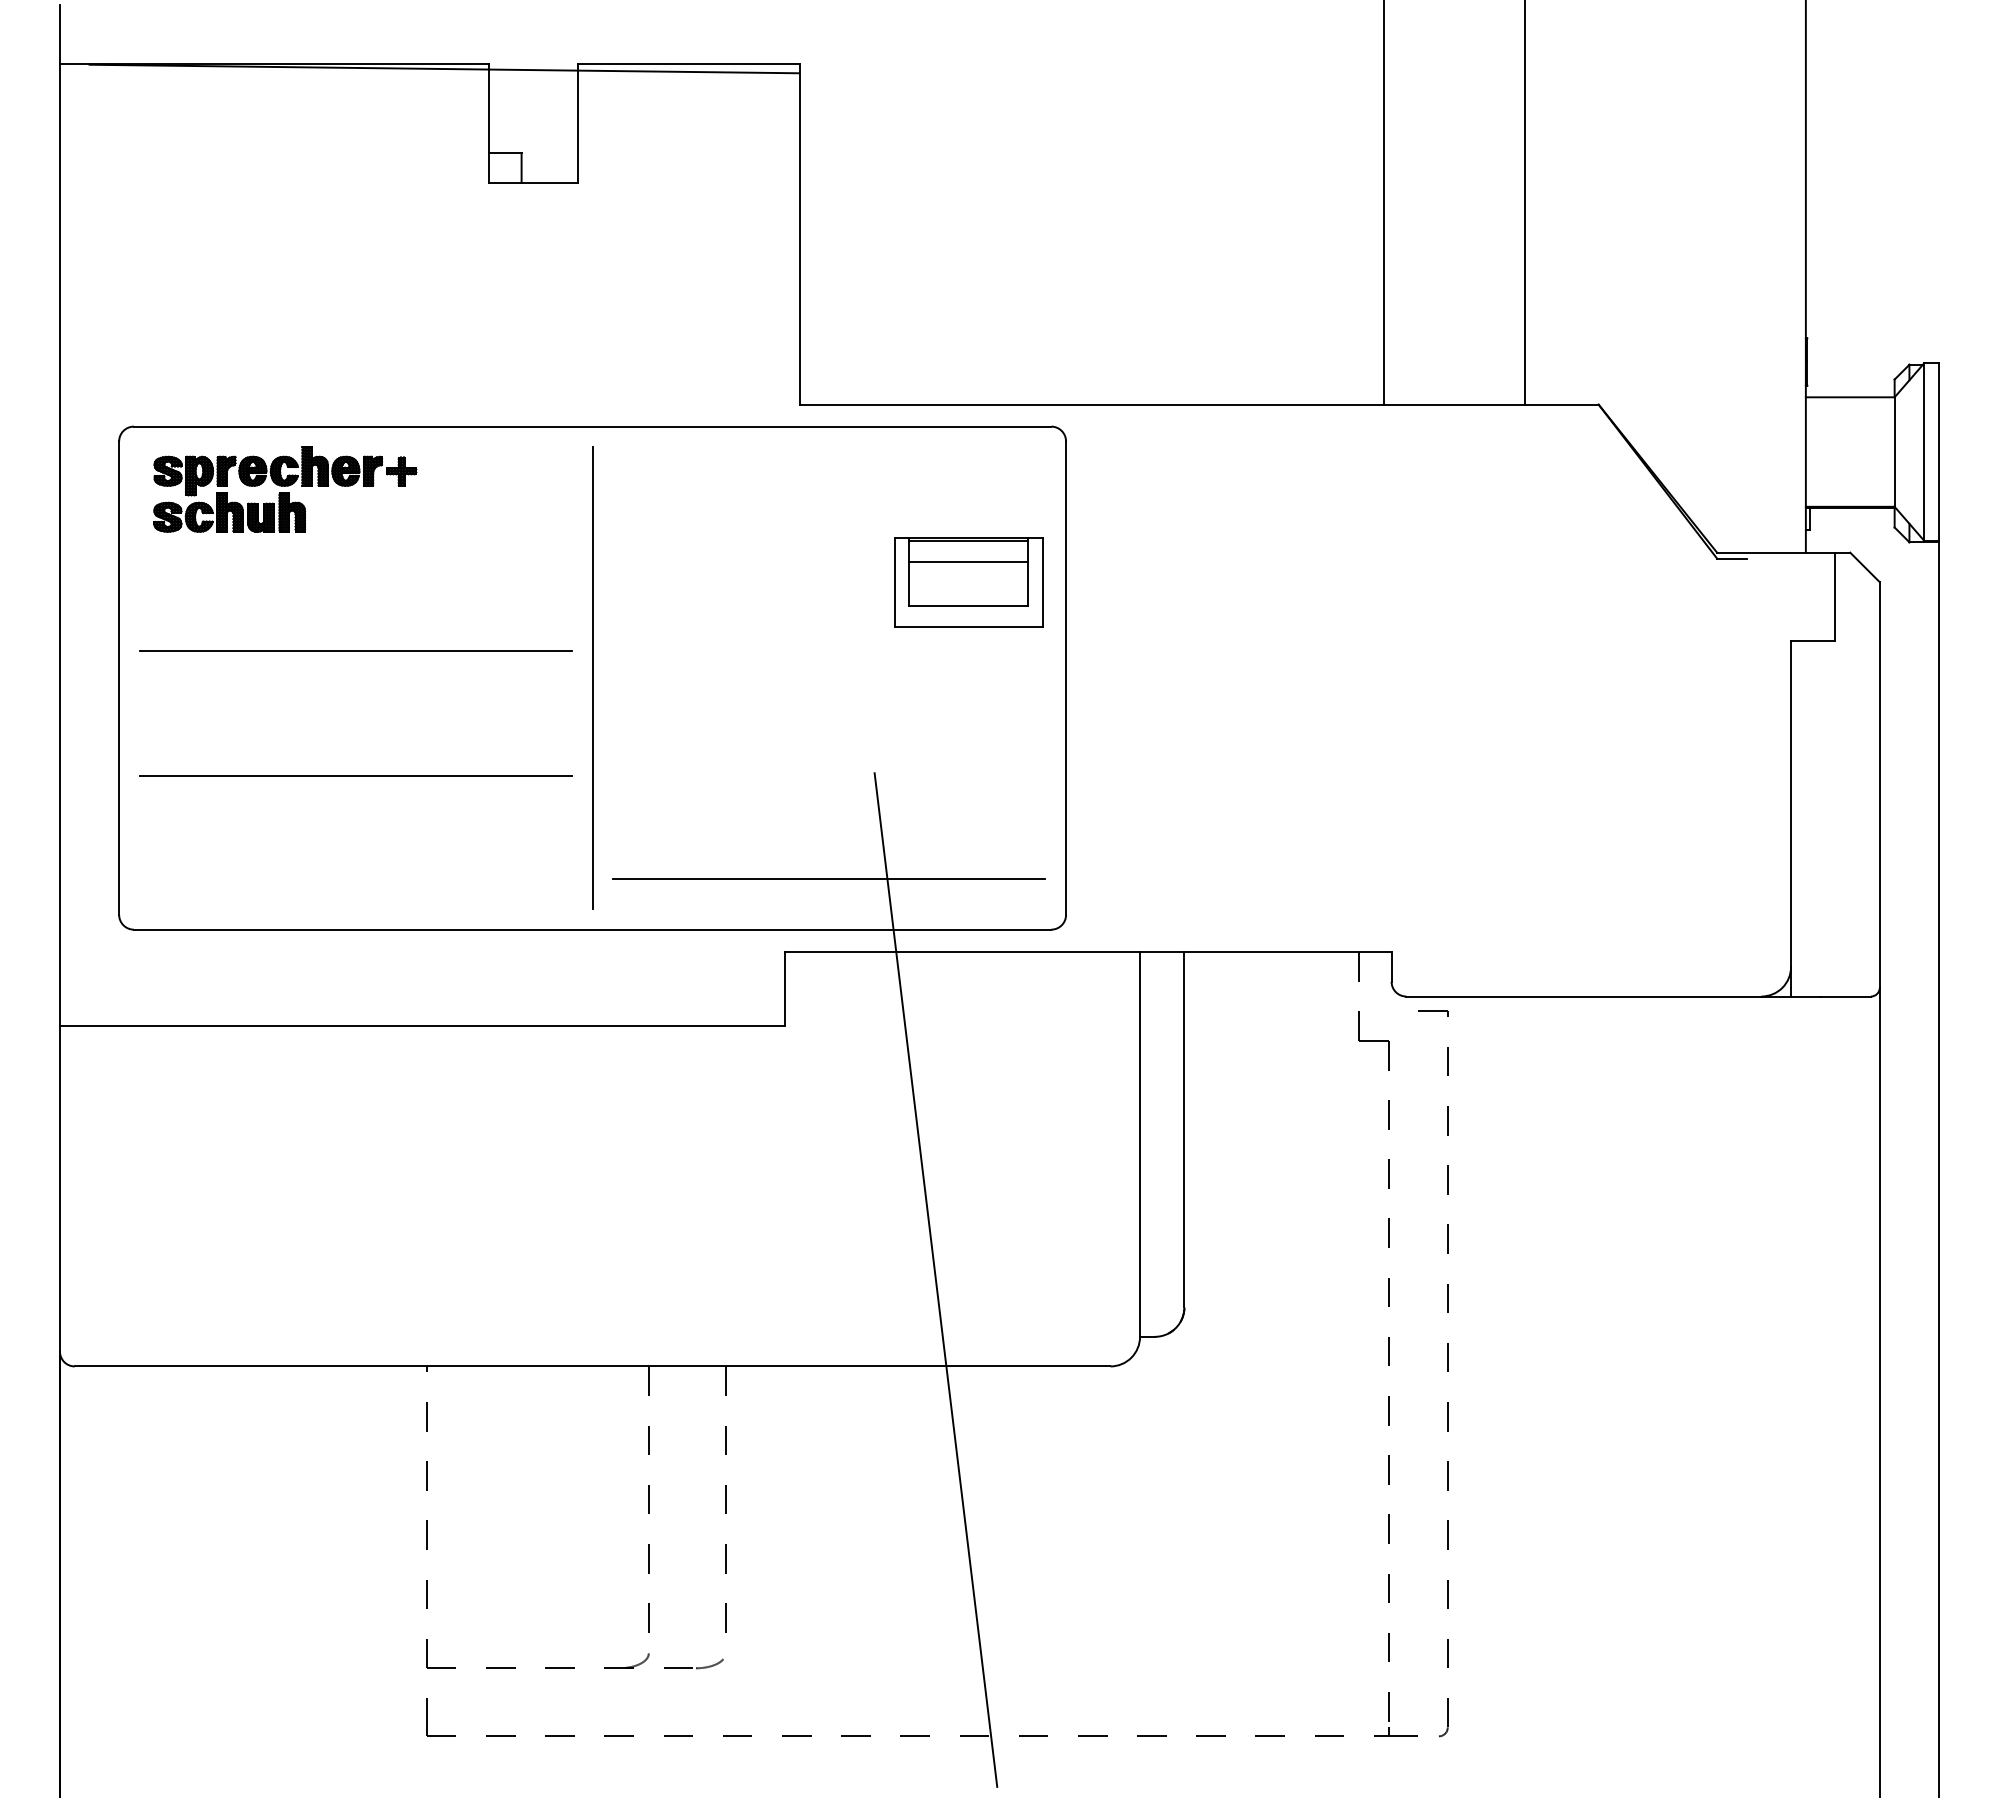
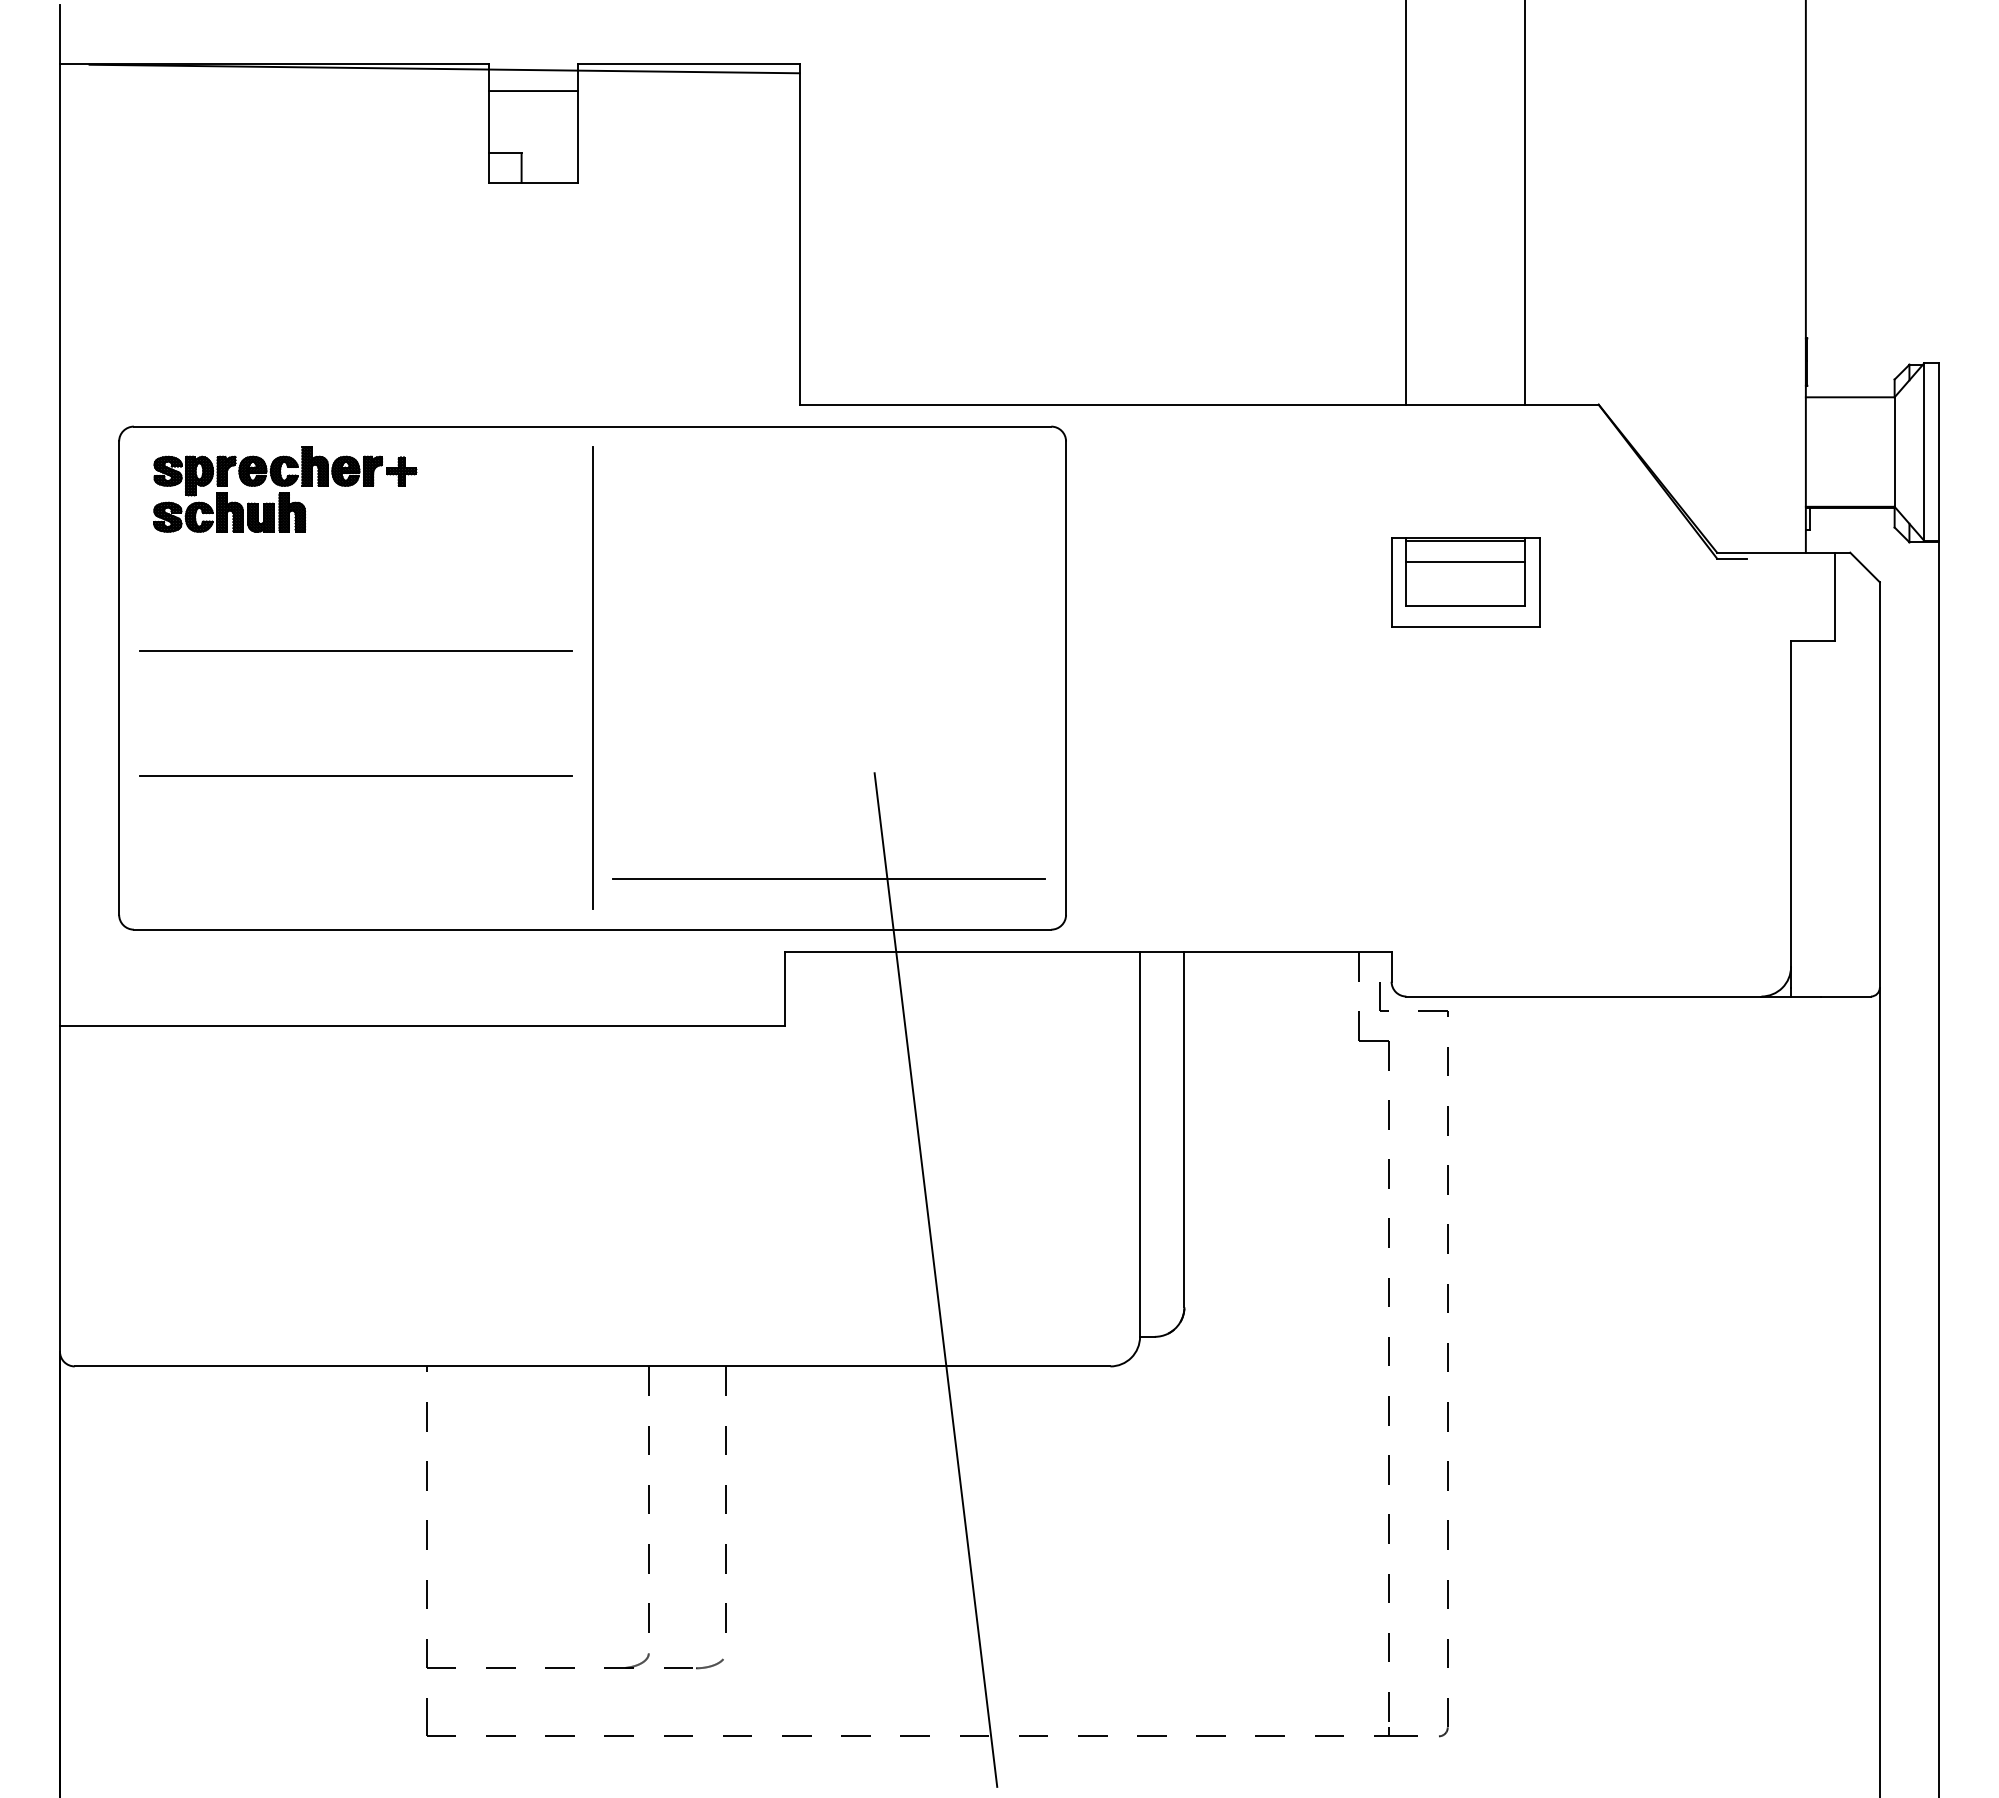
line: none -> present (533, 91)
line position: (1384, 203) -> (1406, 203) (1406, 203)
part position: (968, 582) -> (1465, 582) (1465, 582)
part: none -> present (1383, 996)
